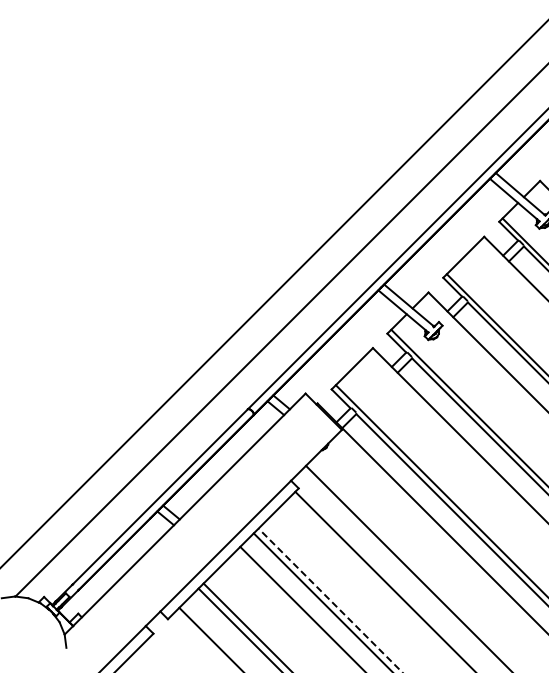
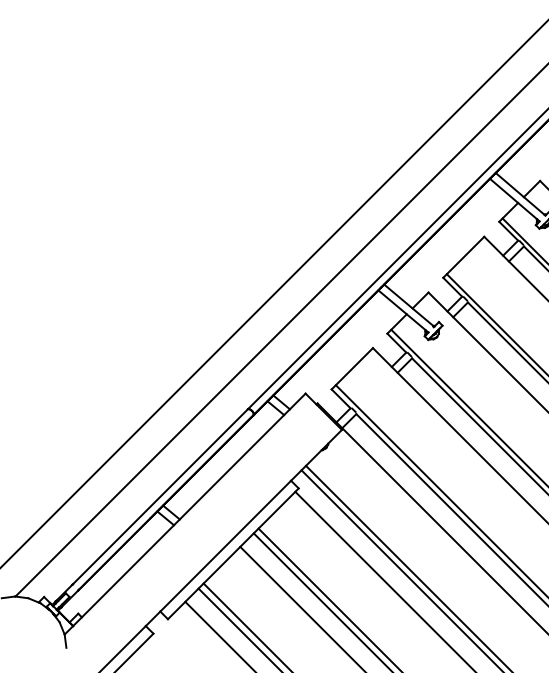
line: none -> present (400, 569)
line: dashed -> solid (330, 600)
line position: (209, 638) -> (219, 635) (219, 635)
